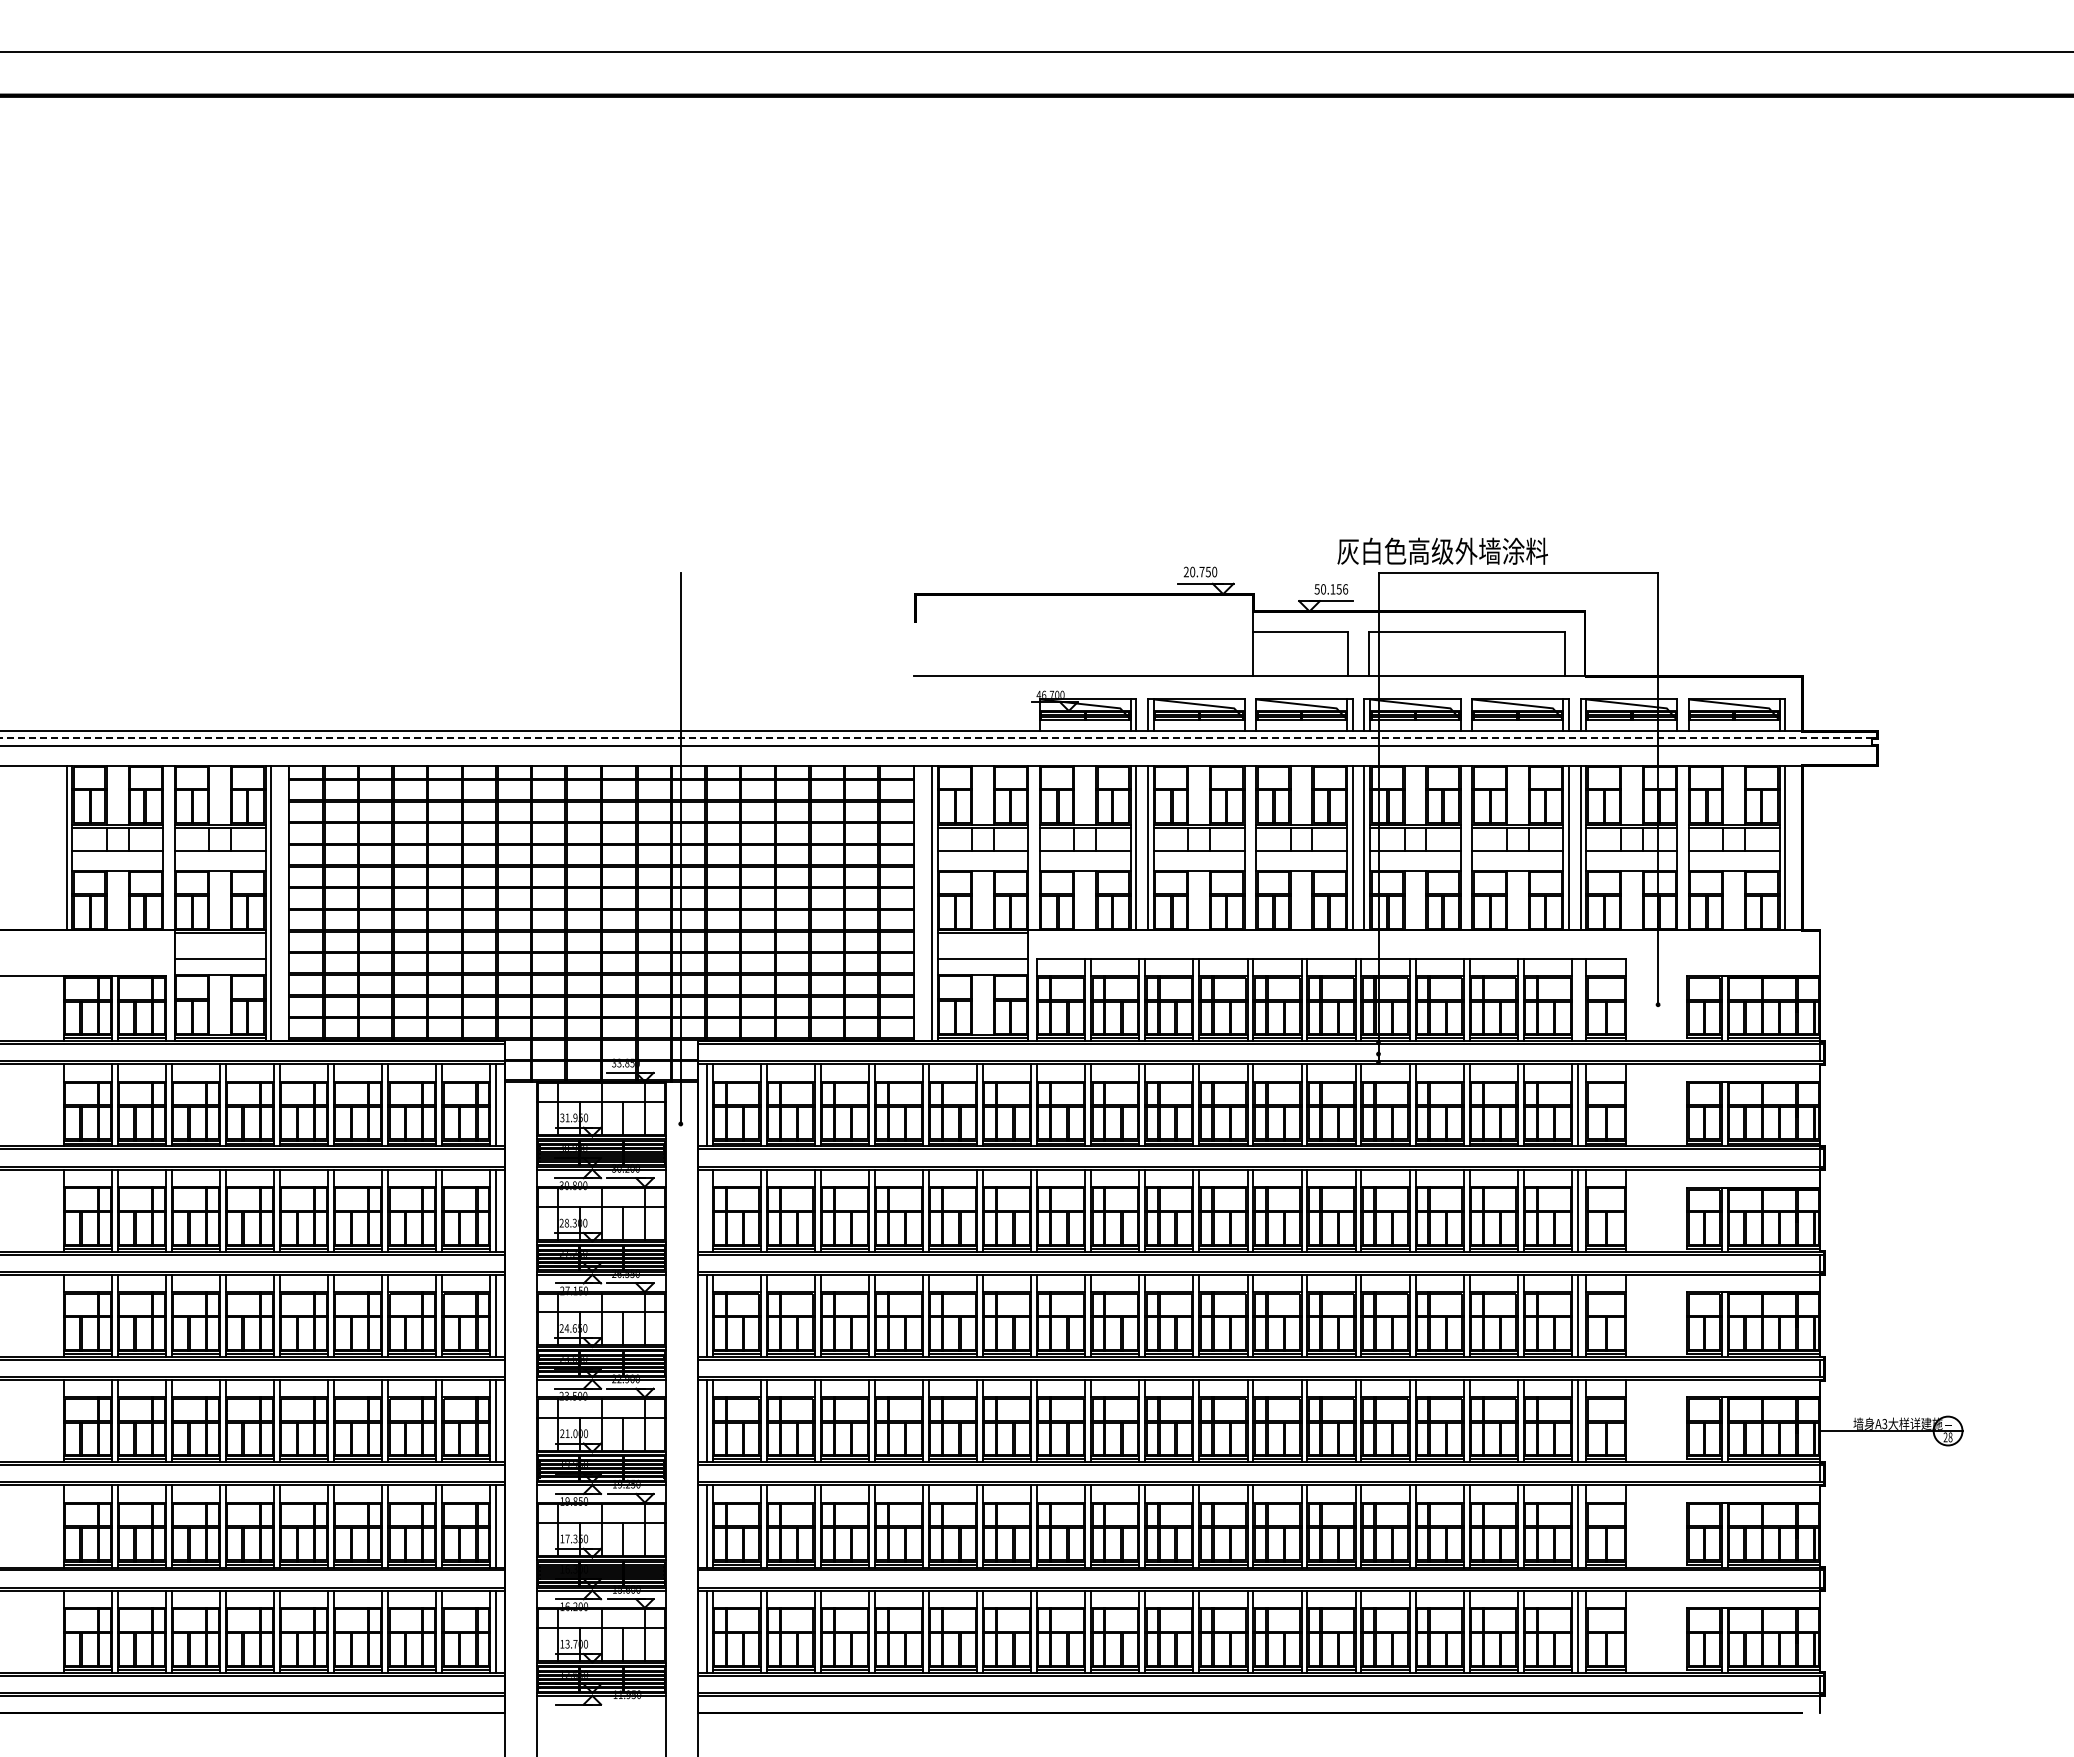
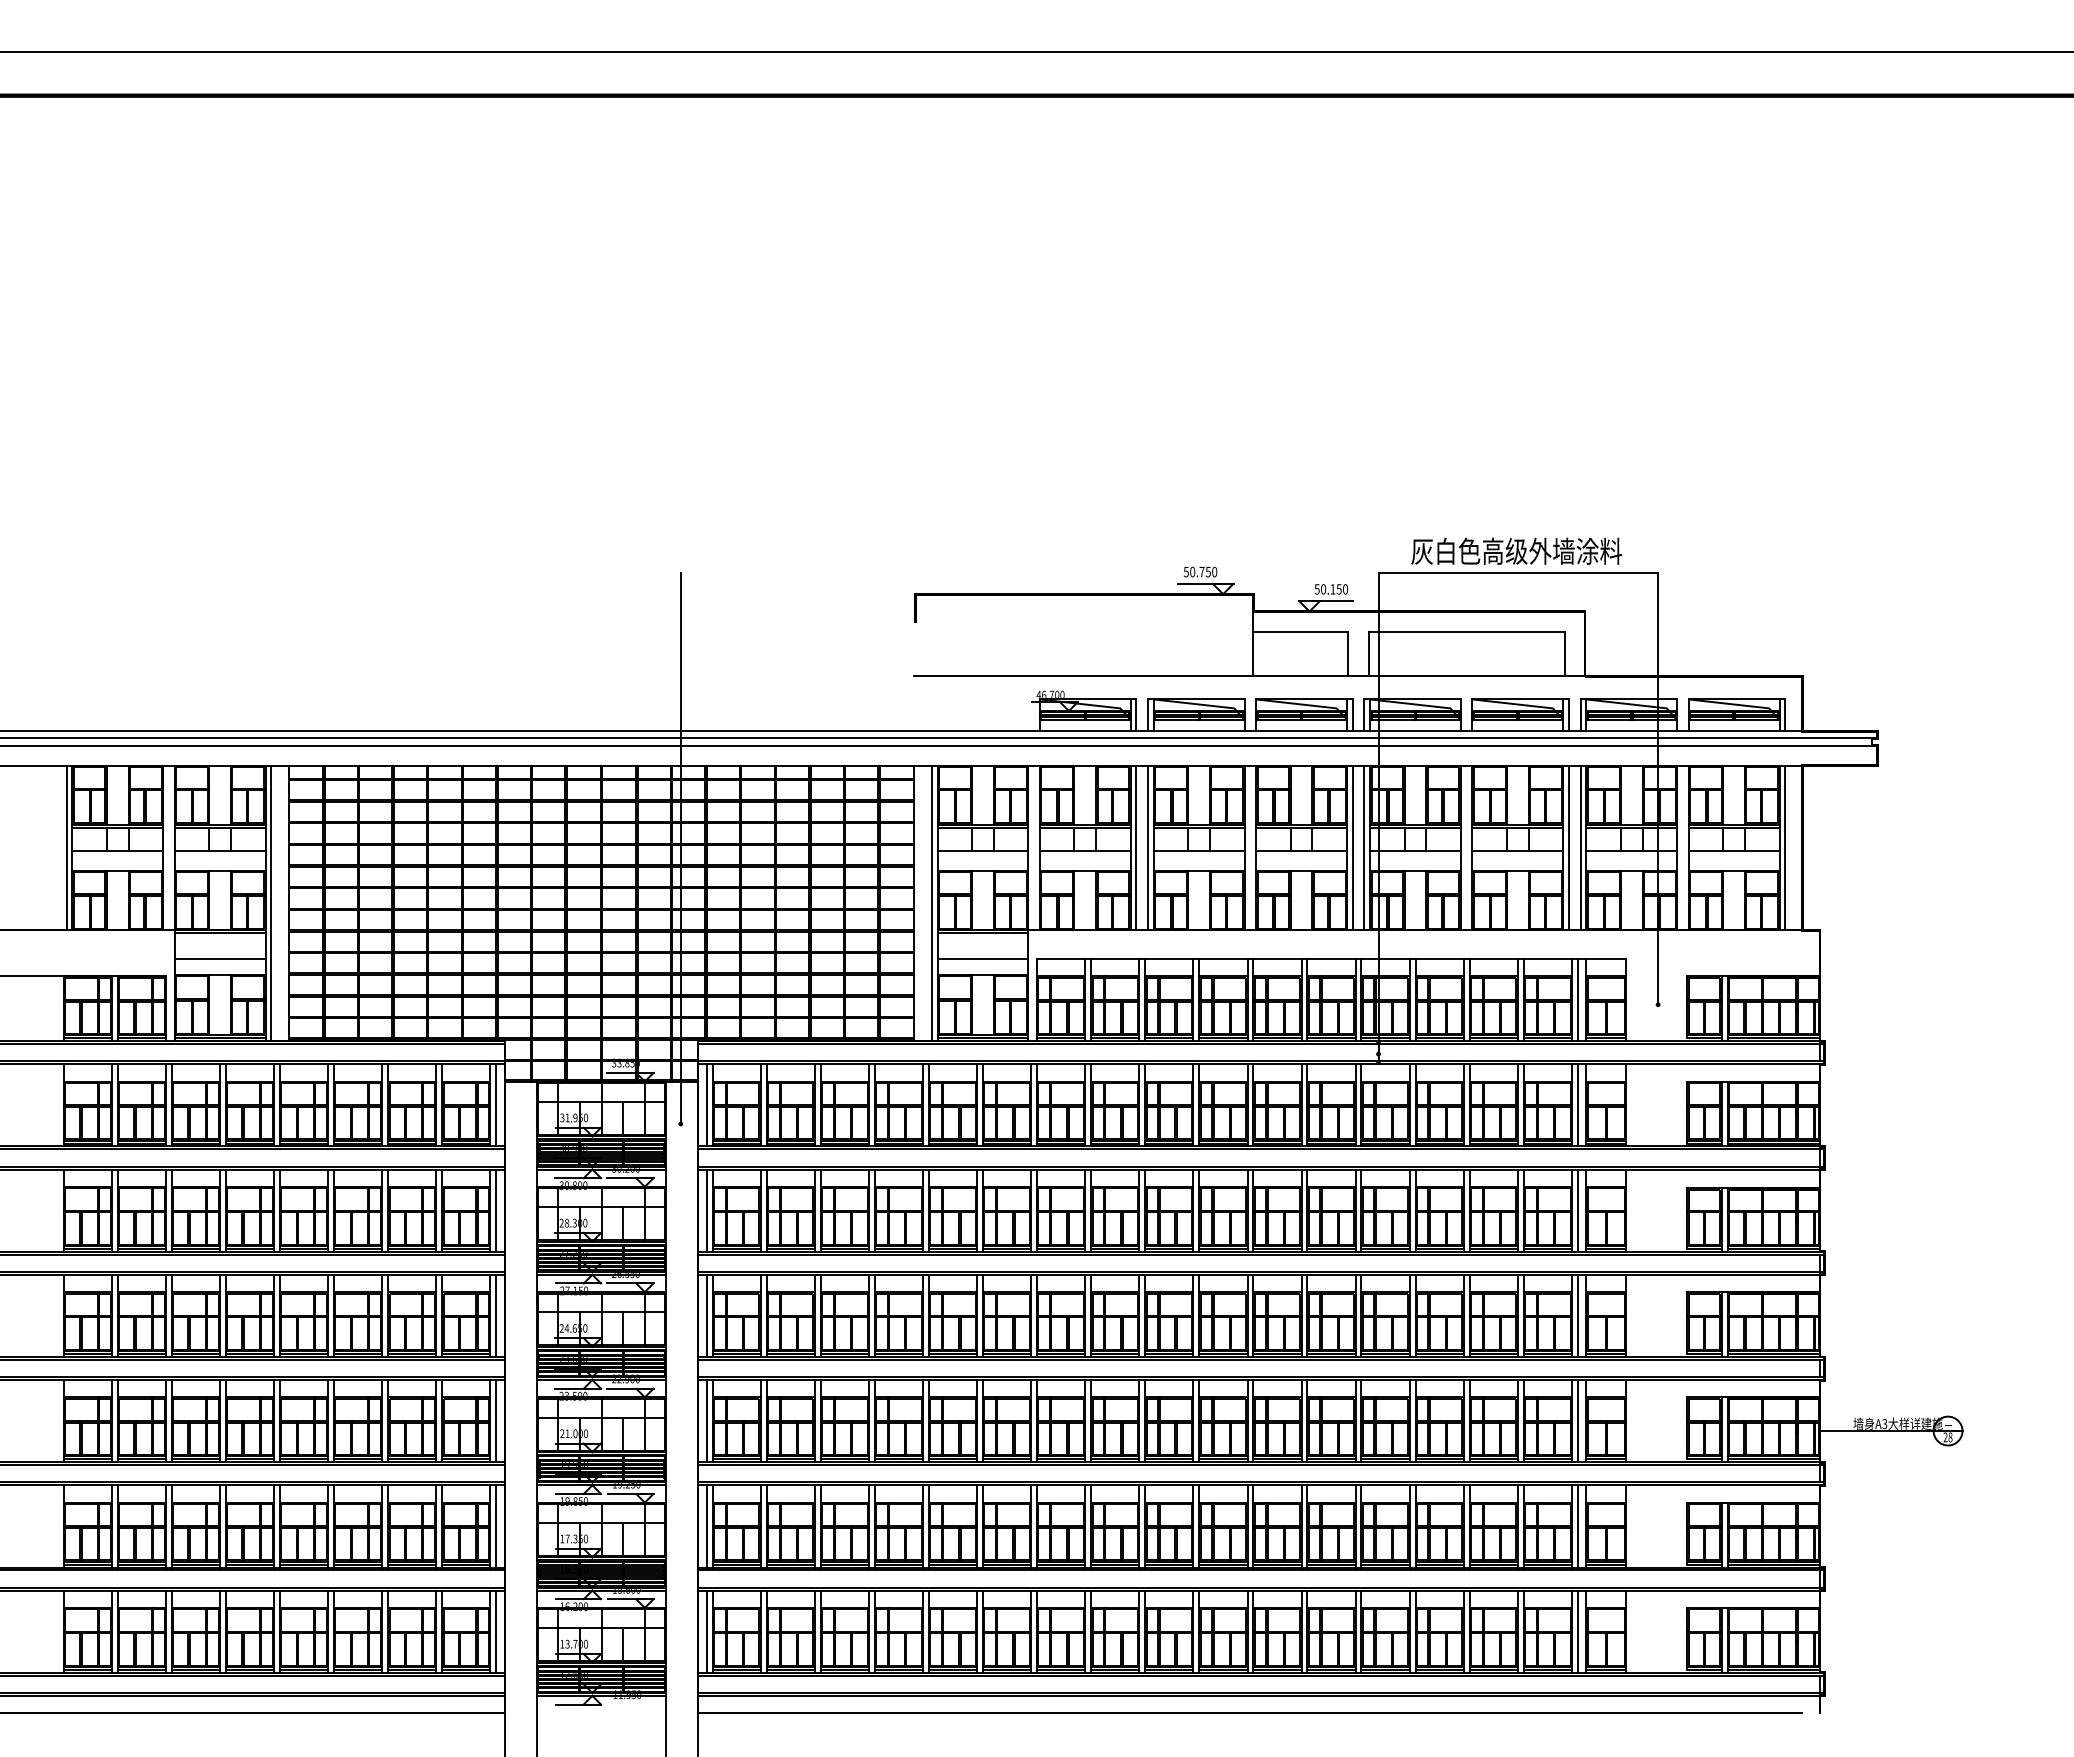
text position: (1442, 550) -> (1516, 550) (1516, 550)
text: 20.750 -> 50.750 (1185, 571)
text: 50.156 -> 50.150 (1345, 589)
line: dashed -> solid (938, 738)
line: none -> present (1577, 1000)
line: none -> present (706, 1210)
